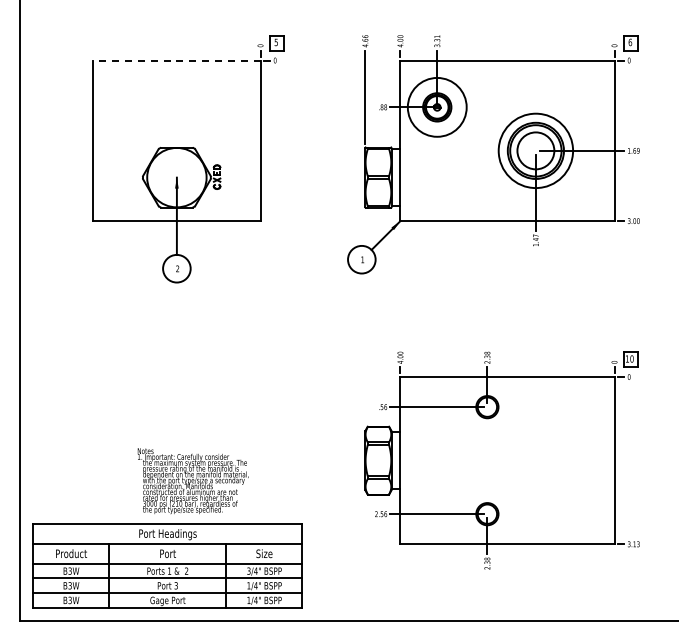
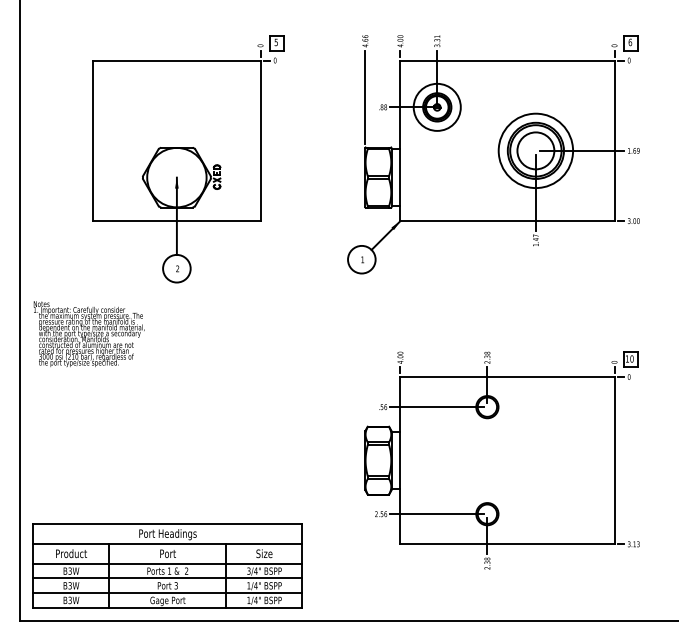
line: dashed -> solid (176, 60)
circle diameter: 59 px -> 47 px (436, 106)
text position: (192, 481) -> (88, 334) (88, 334)
